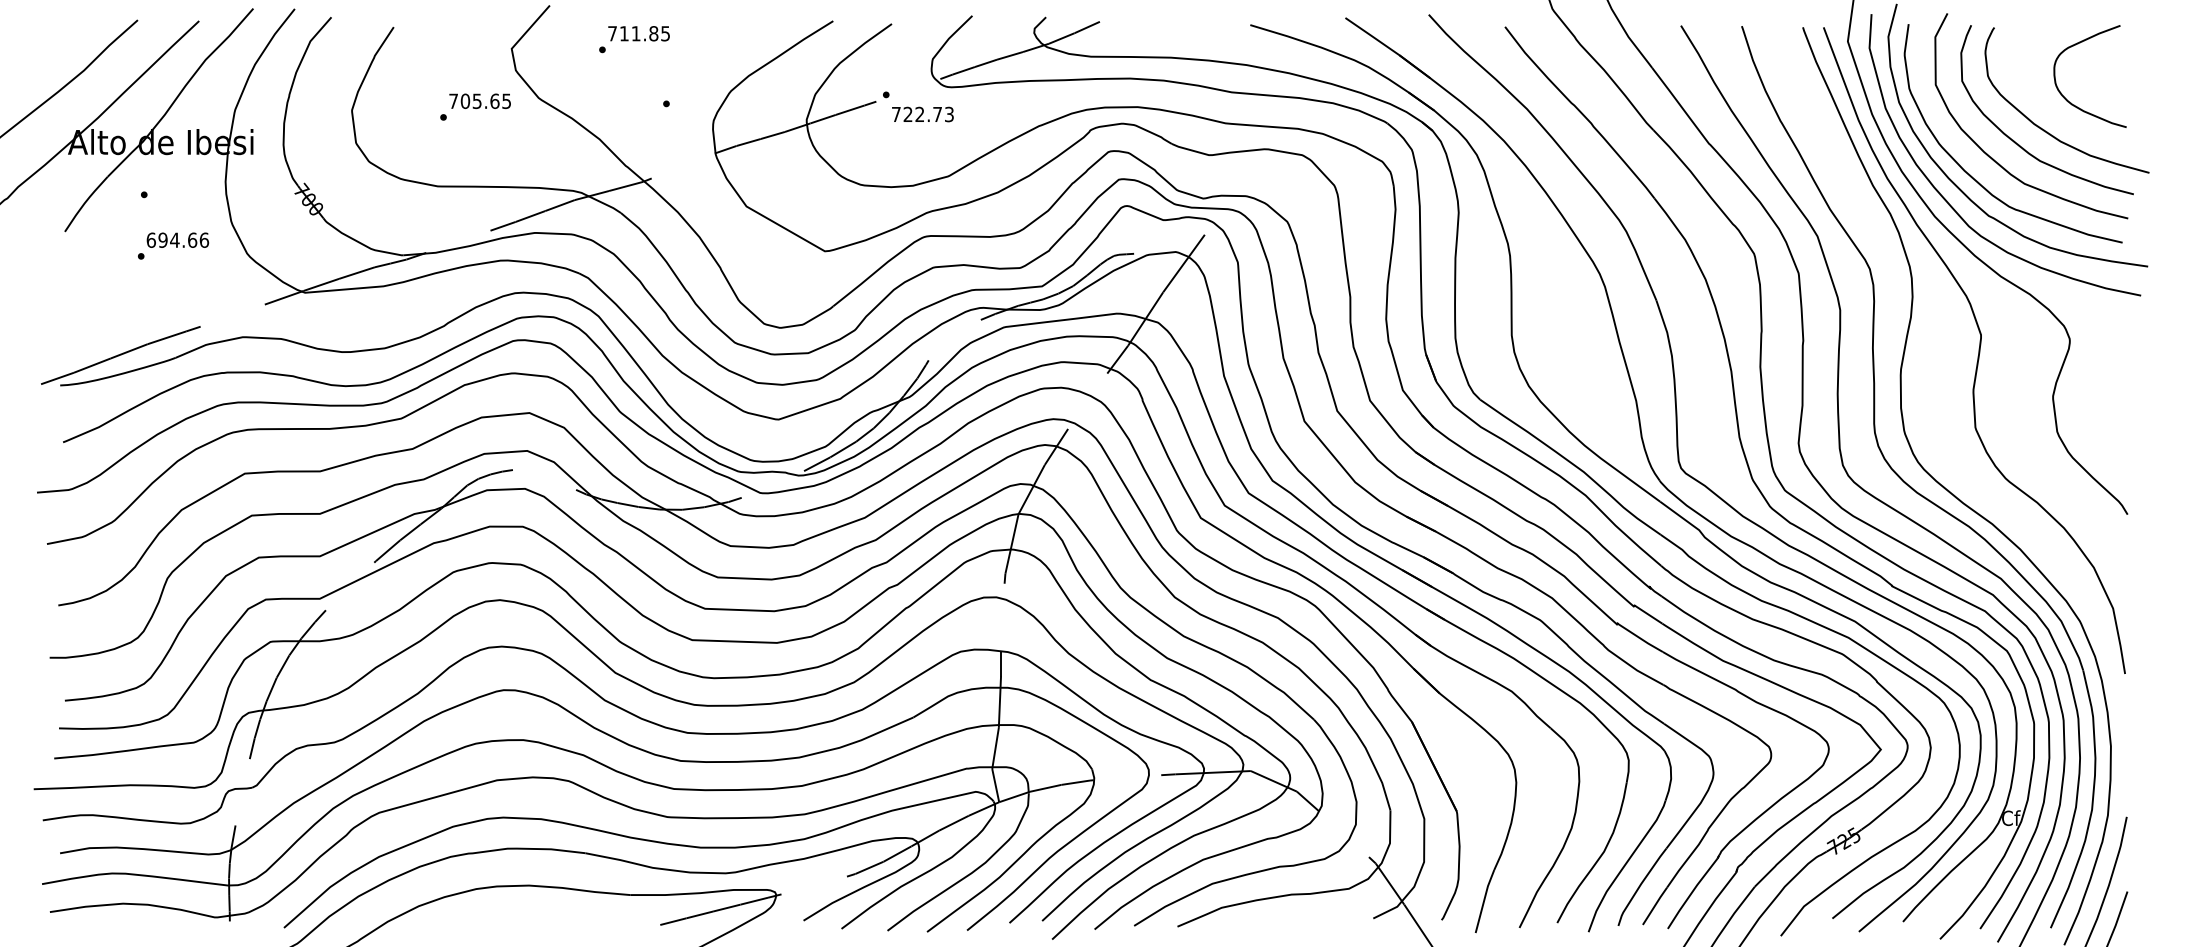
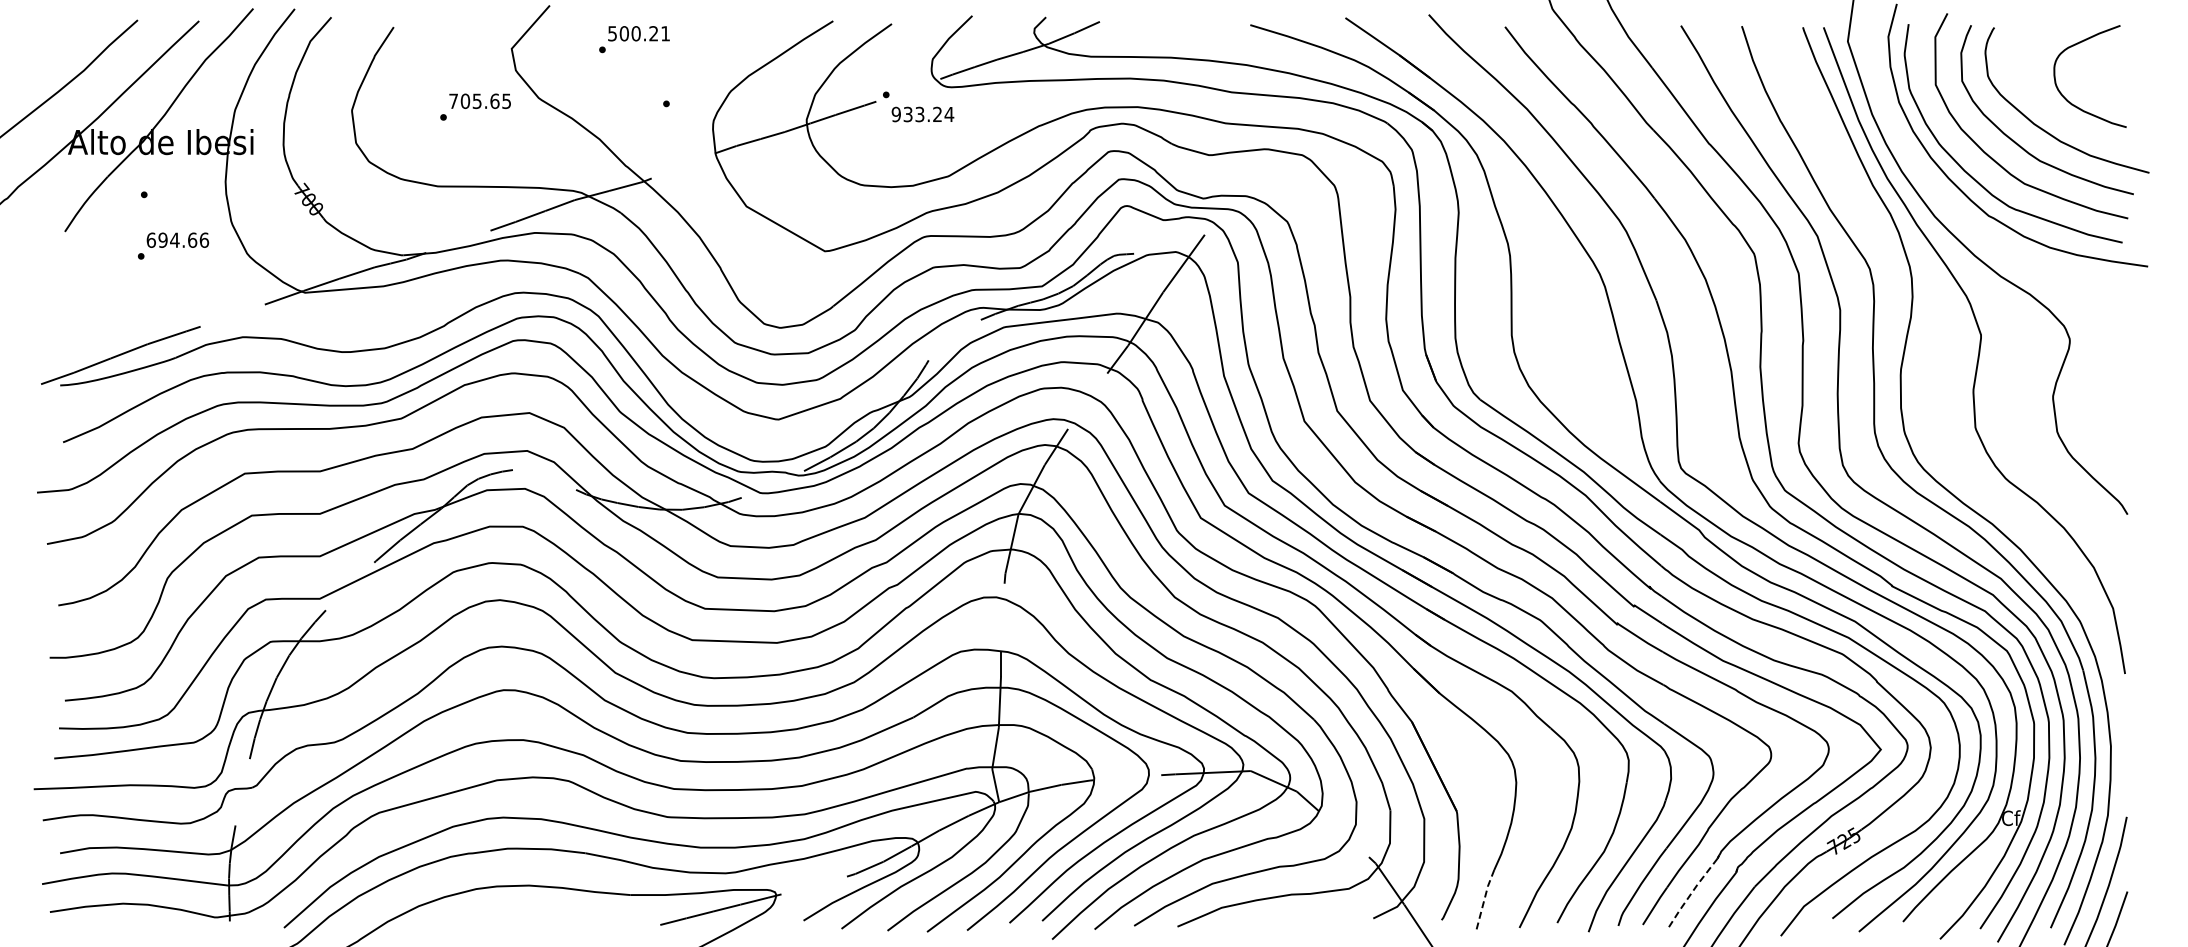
text: 711.85 -> 500.21 (638, 33)
text: 722.73 -> 933.24 (922, 114)
curve: present -> none (1947, 200)
line: solid -> dashed (1691, 892)
line: solid -> dashed (1484, 901)
